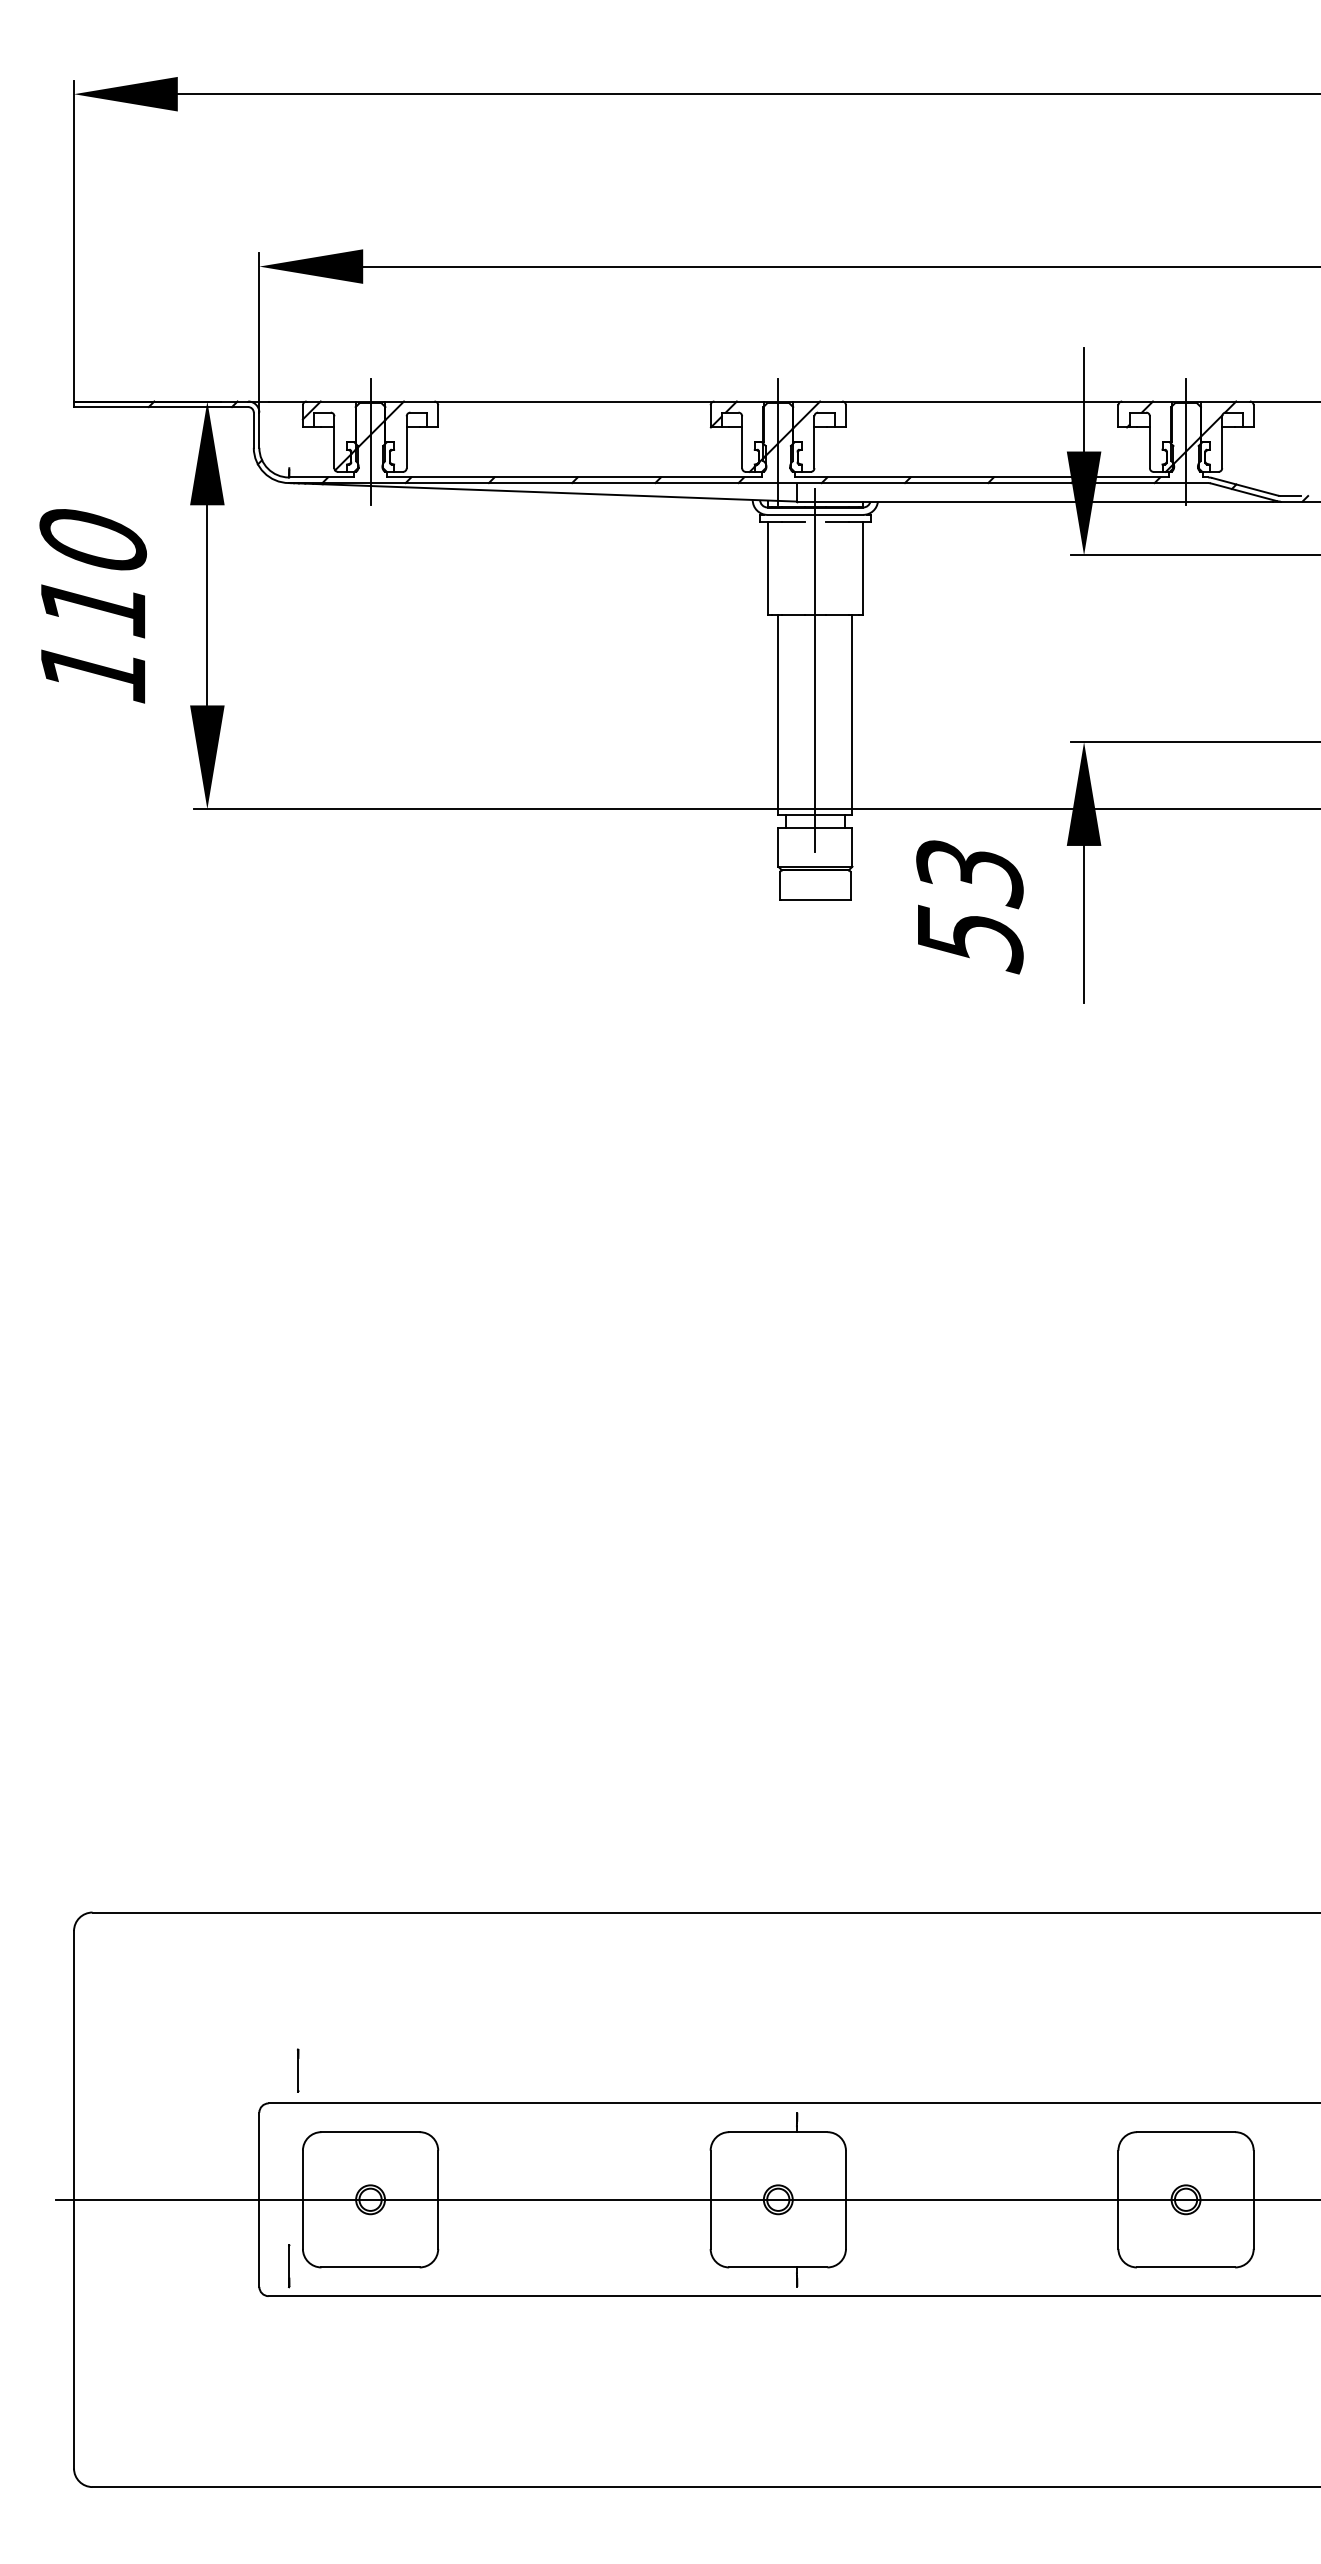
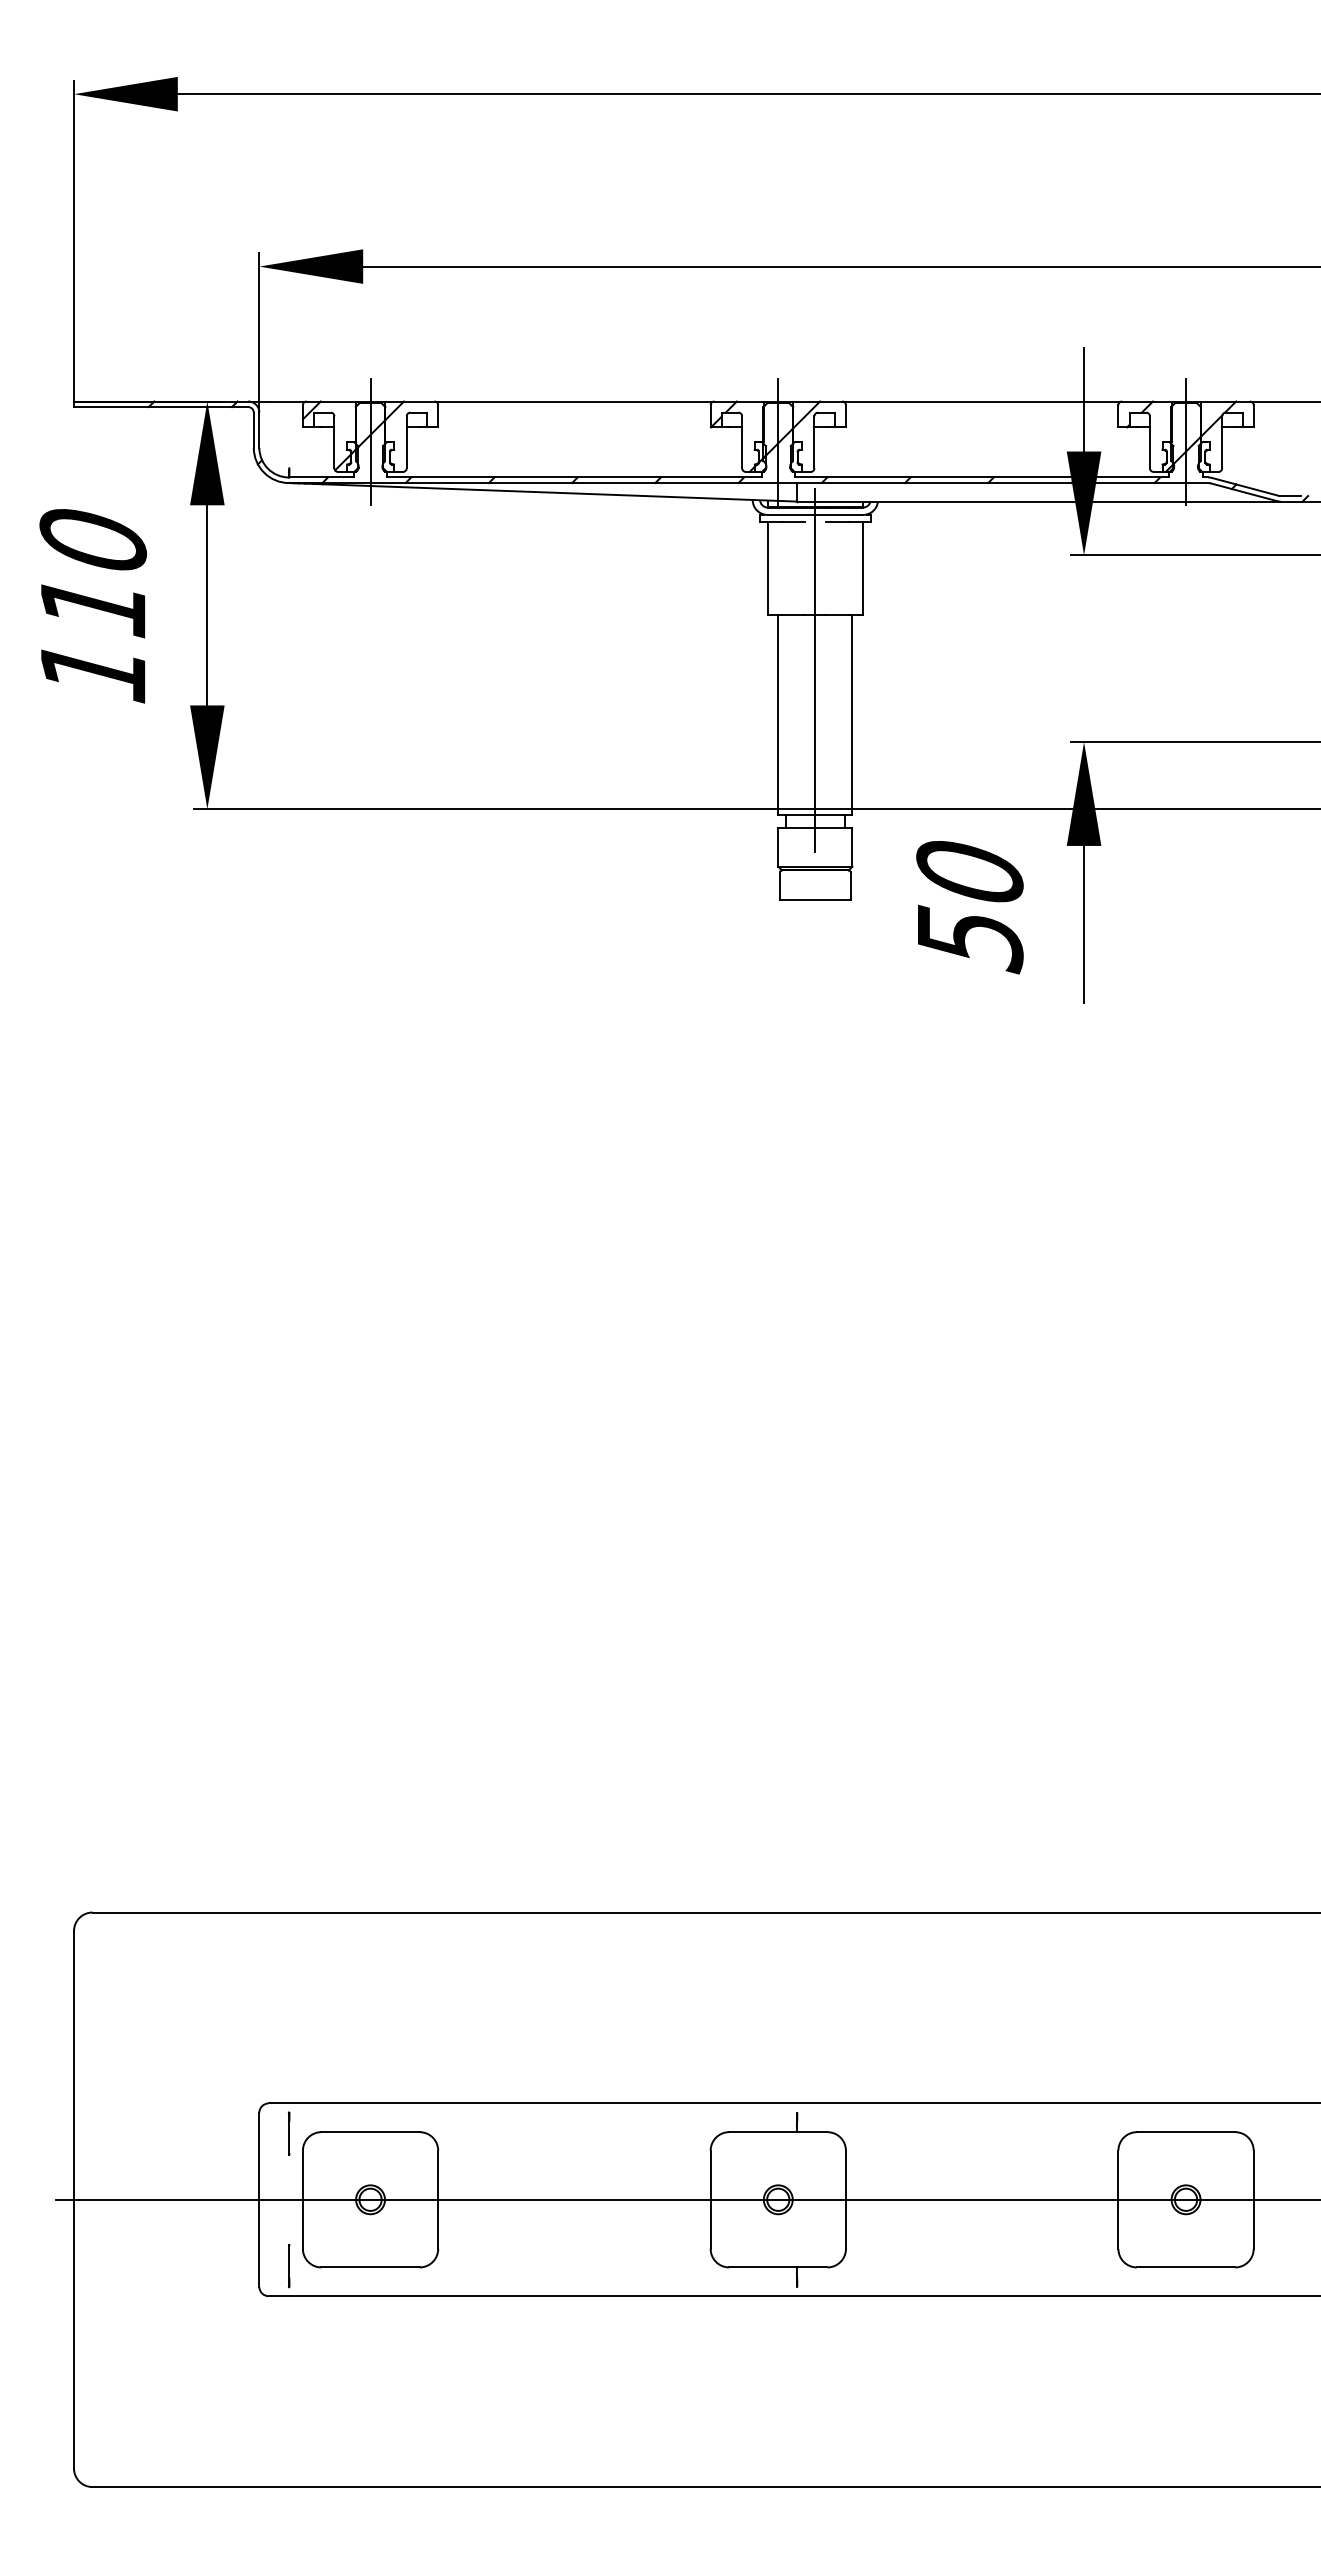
text: 53 -> 50 (969, 874)
line position: (298, 2070) -> (289, 2133) (289, 2133)
